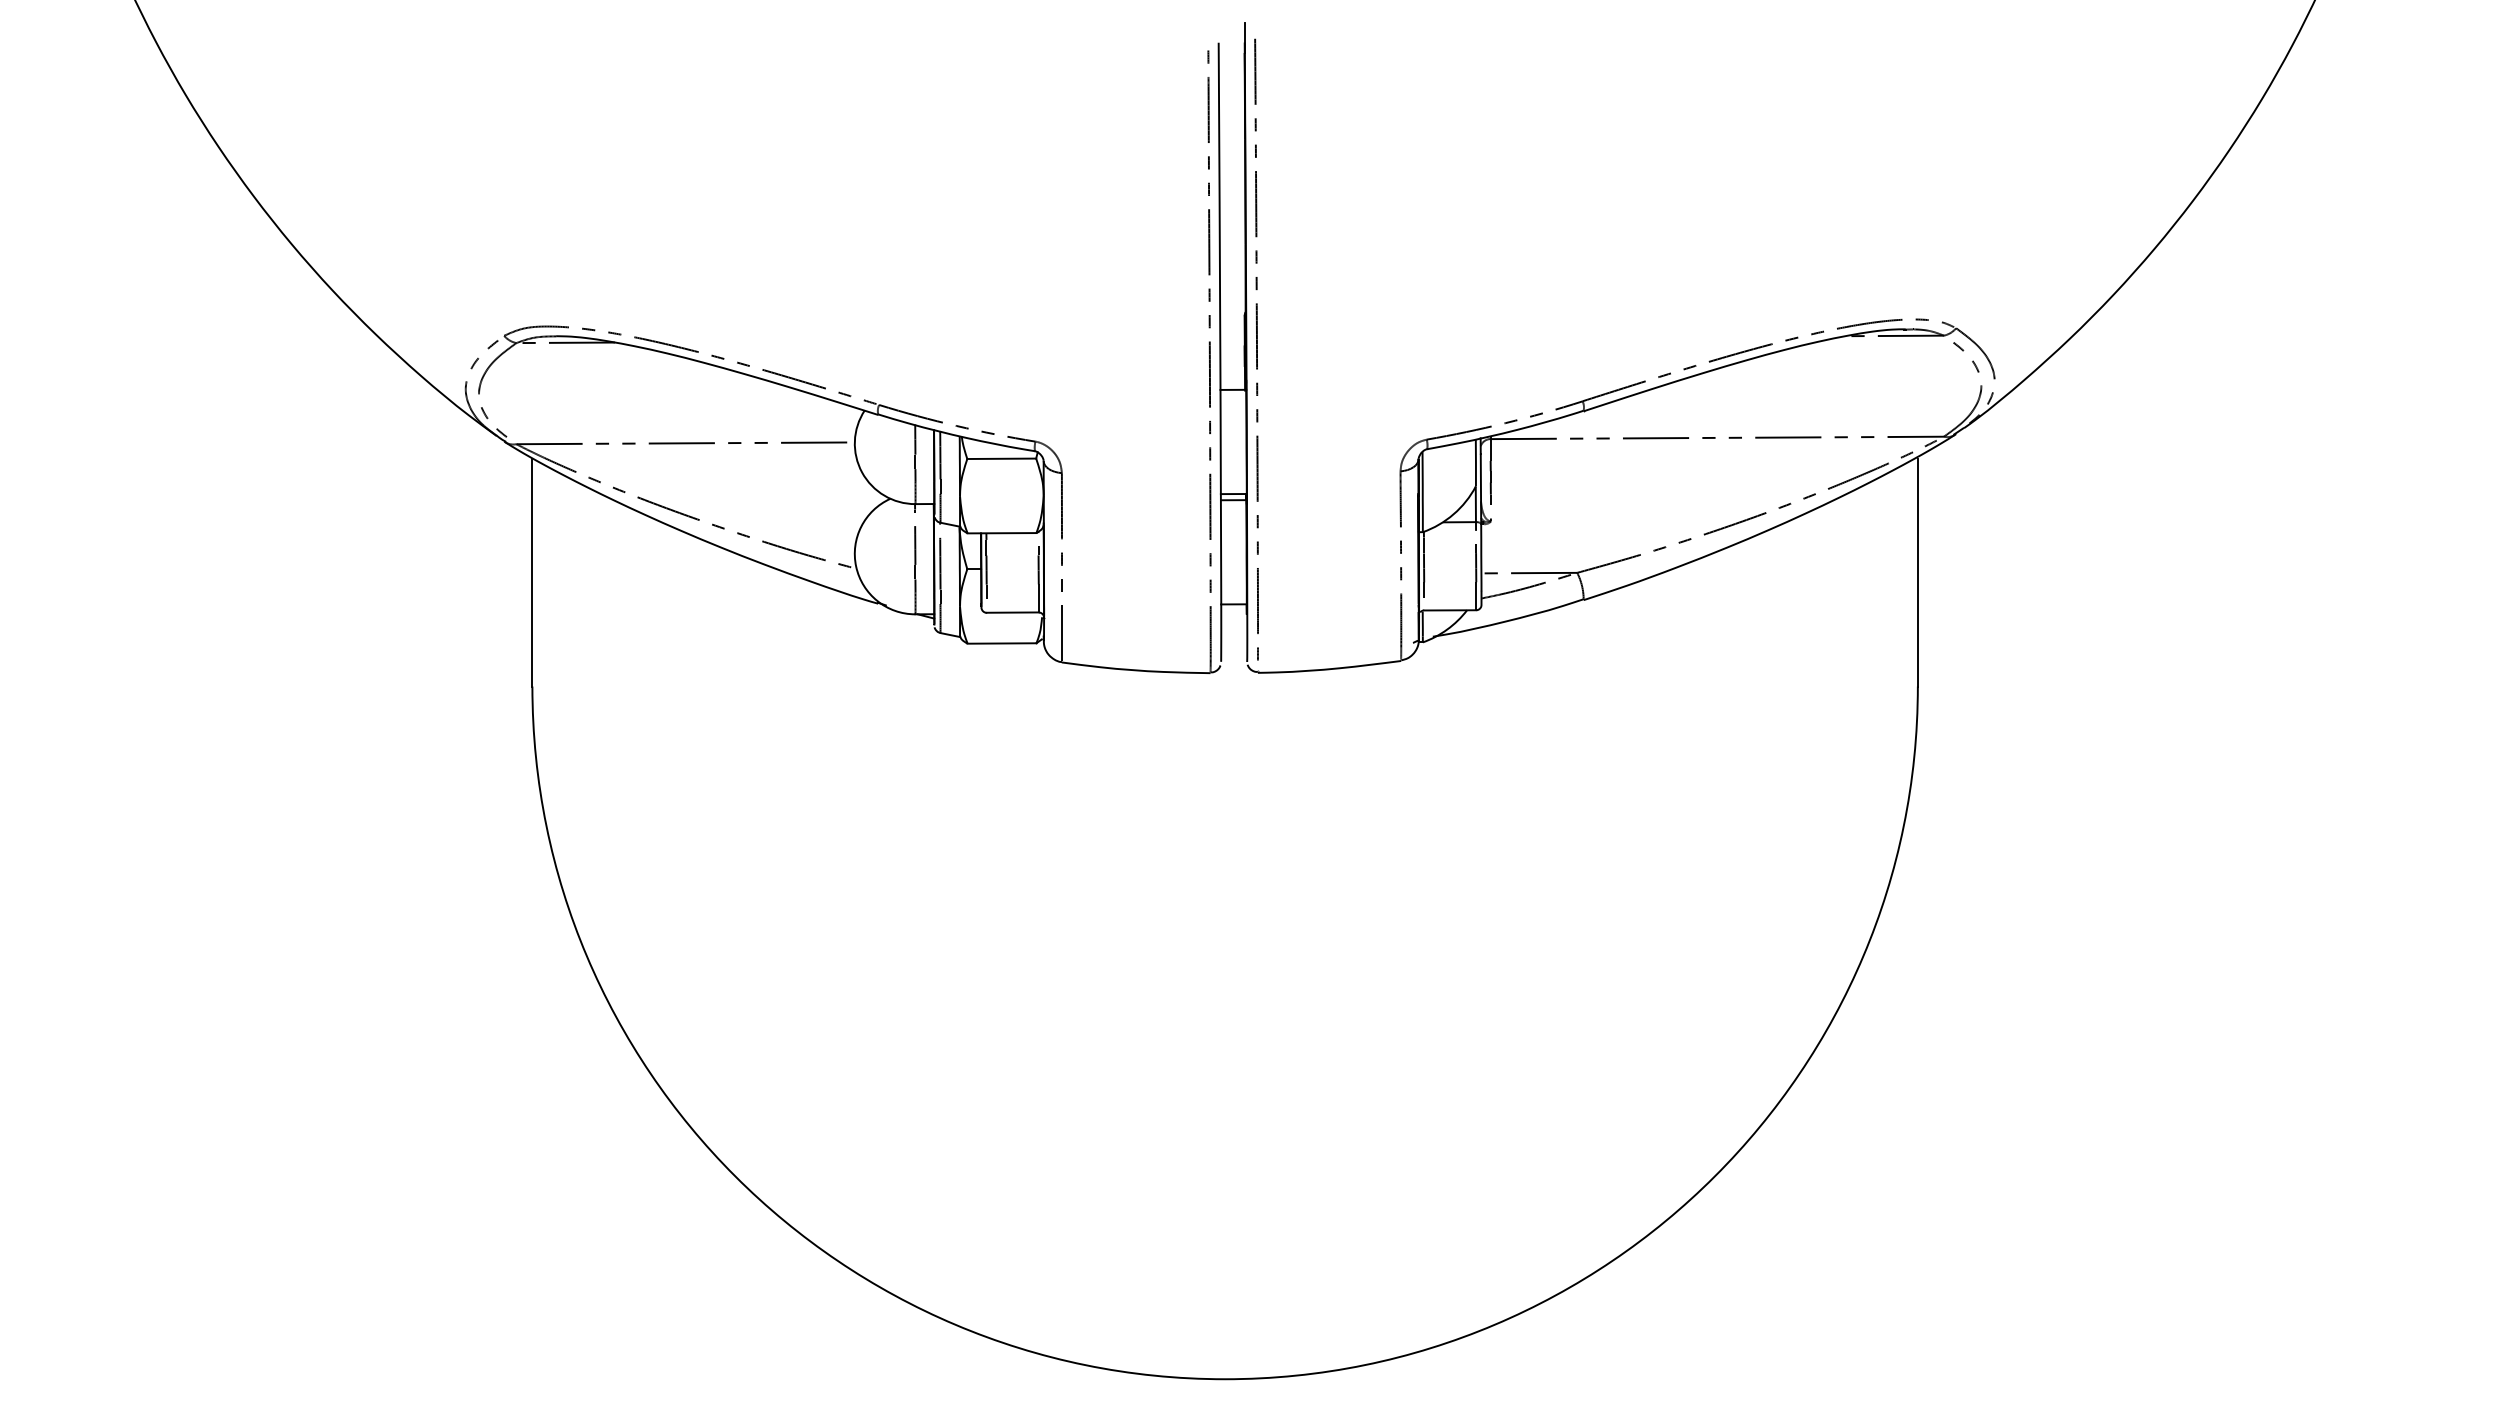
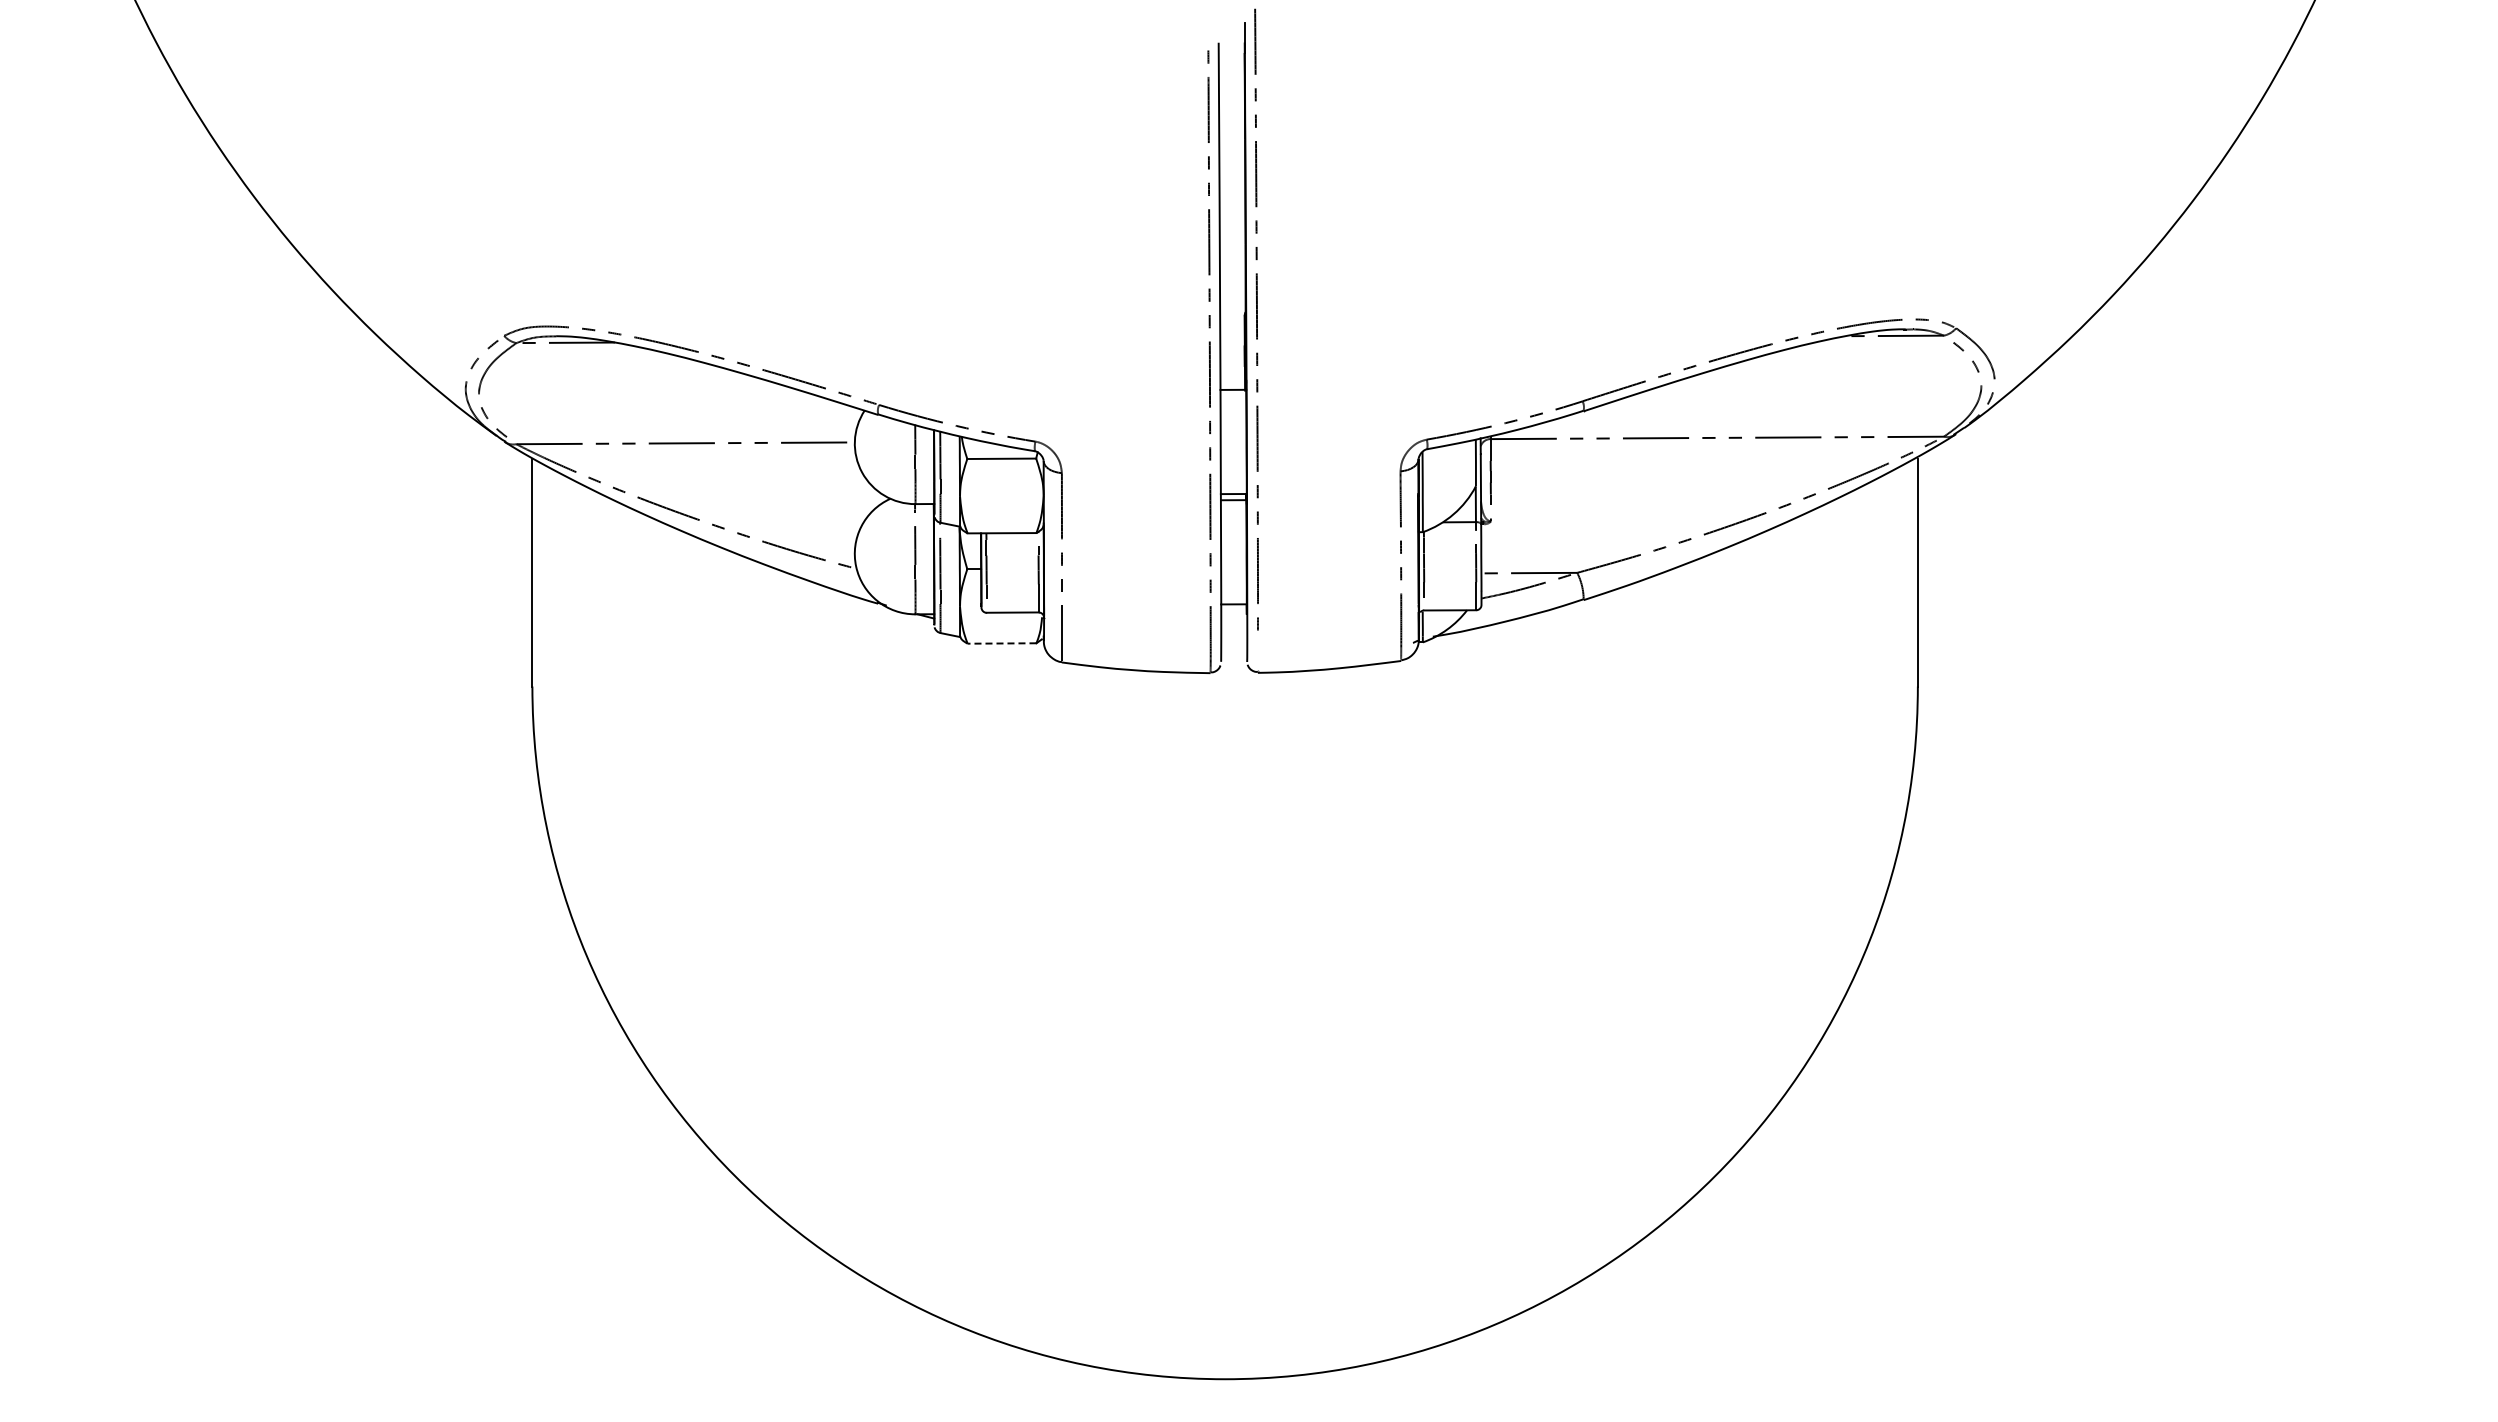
curve position: (1256, 349) -> (1256, 319) (1256, 319)
line: solid -> dashed (1001, 643)
